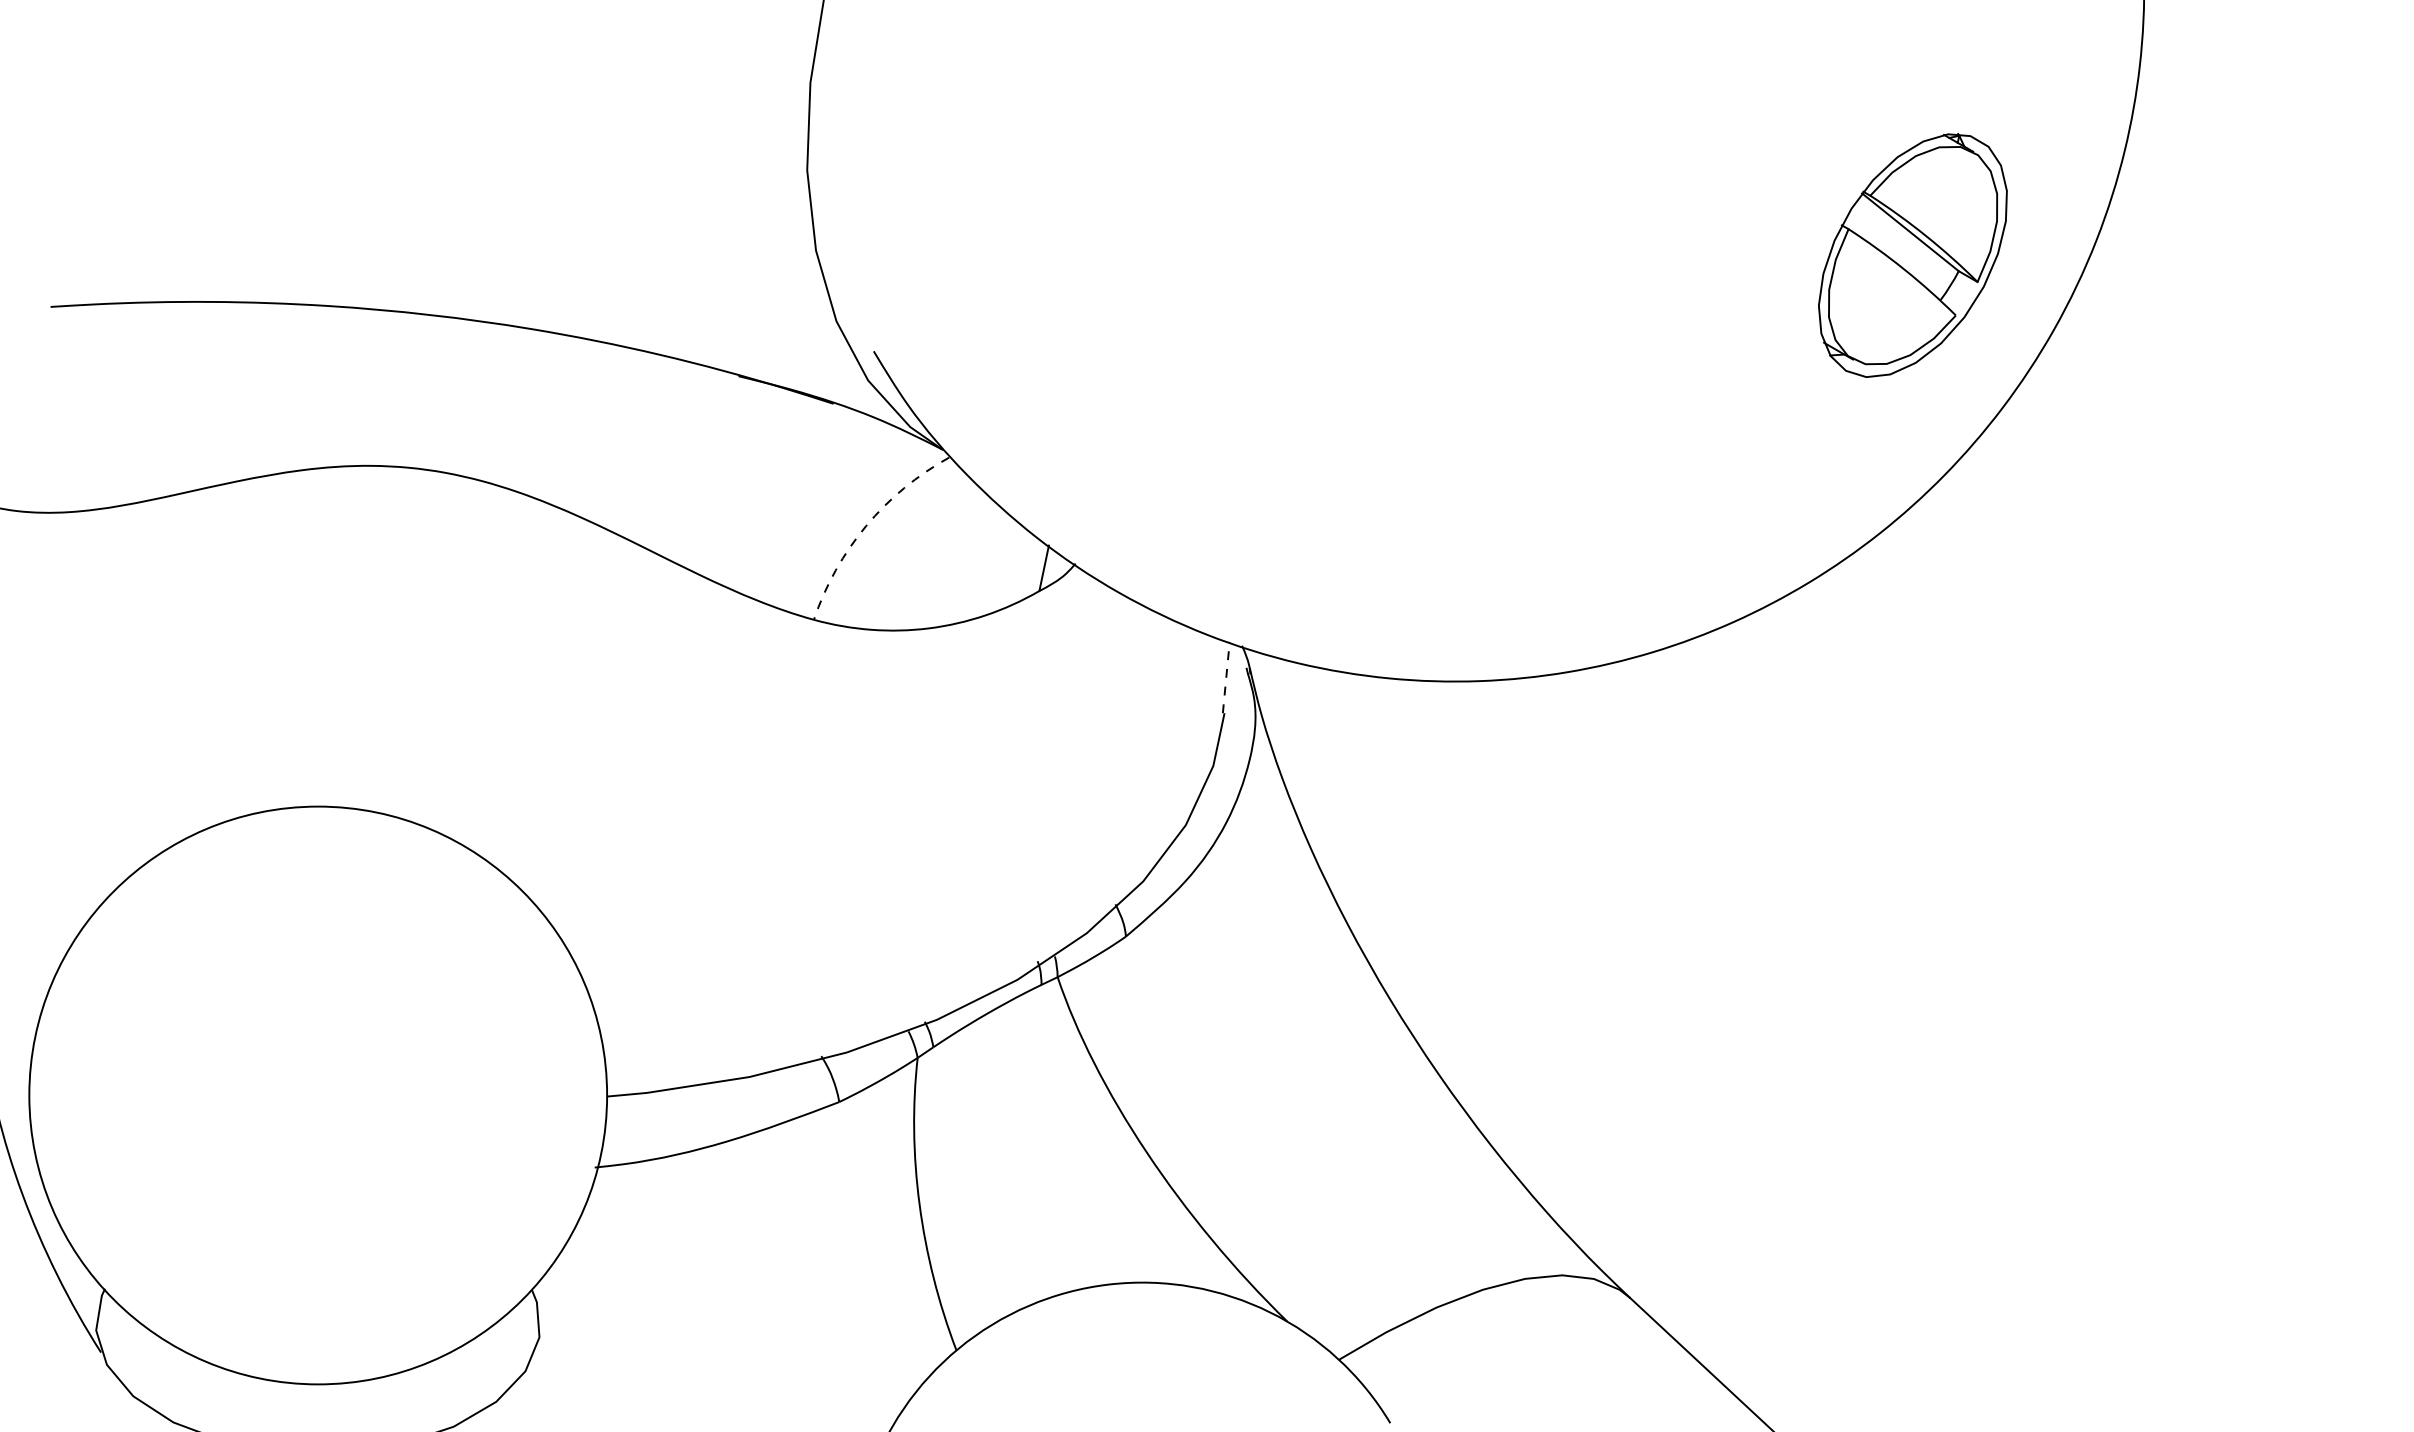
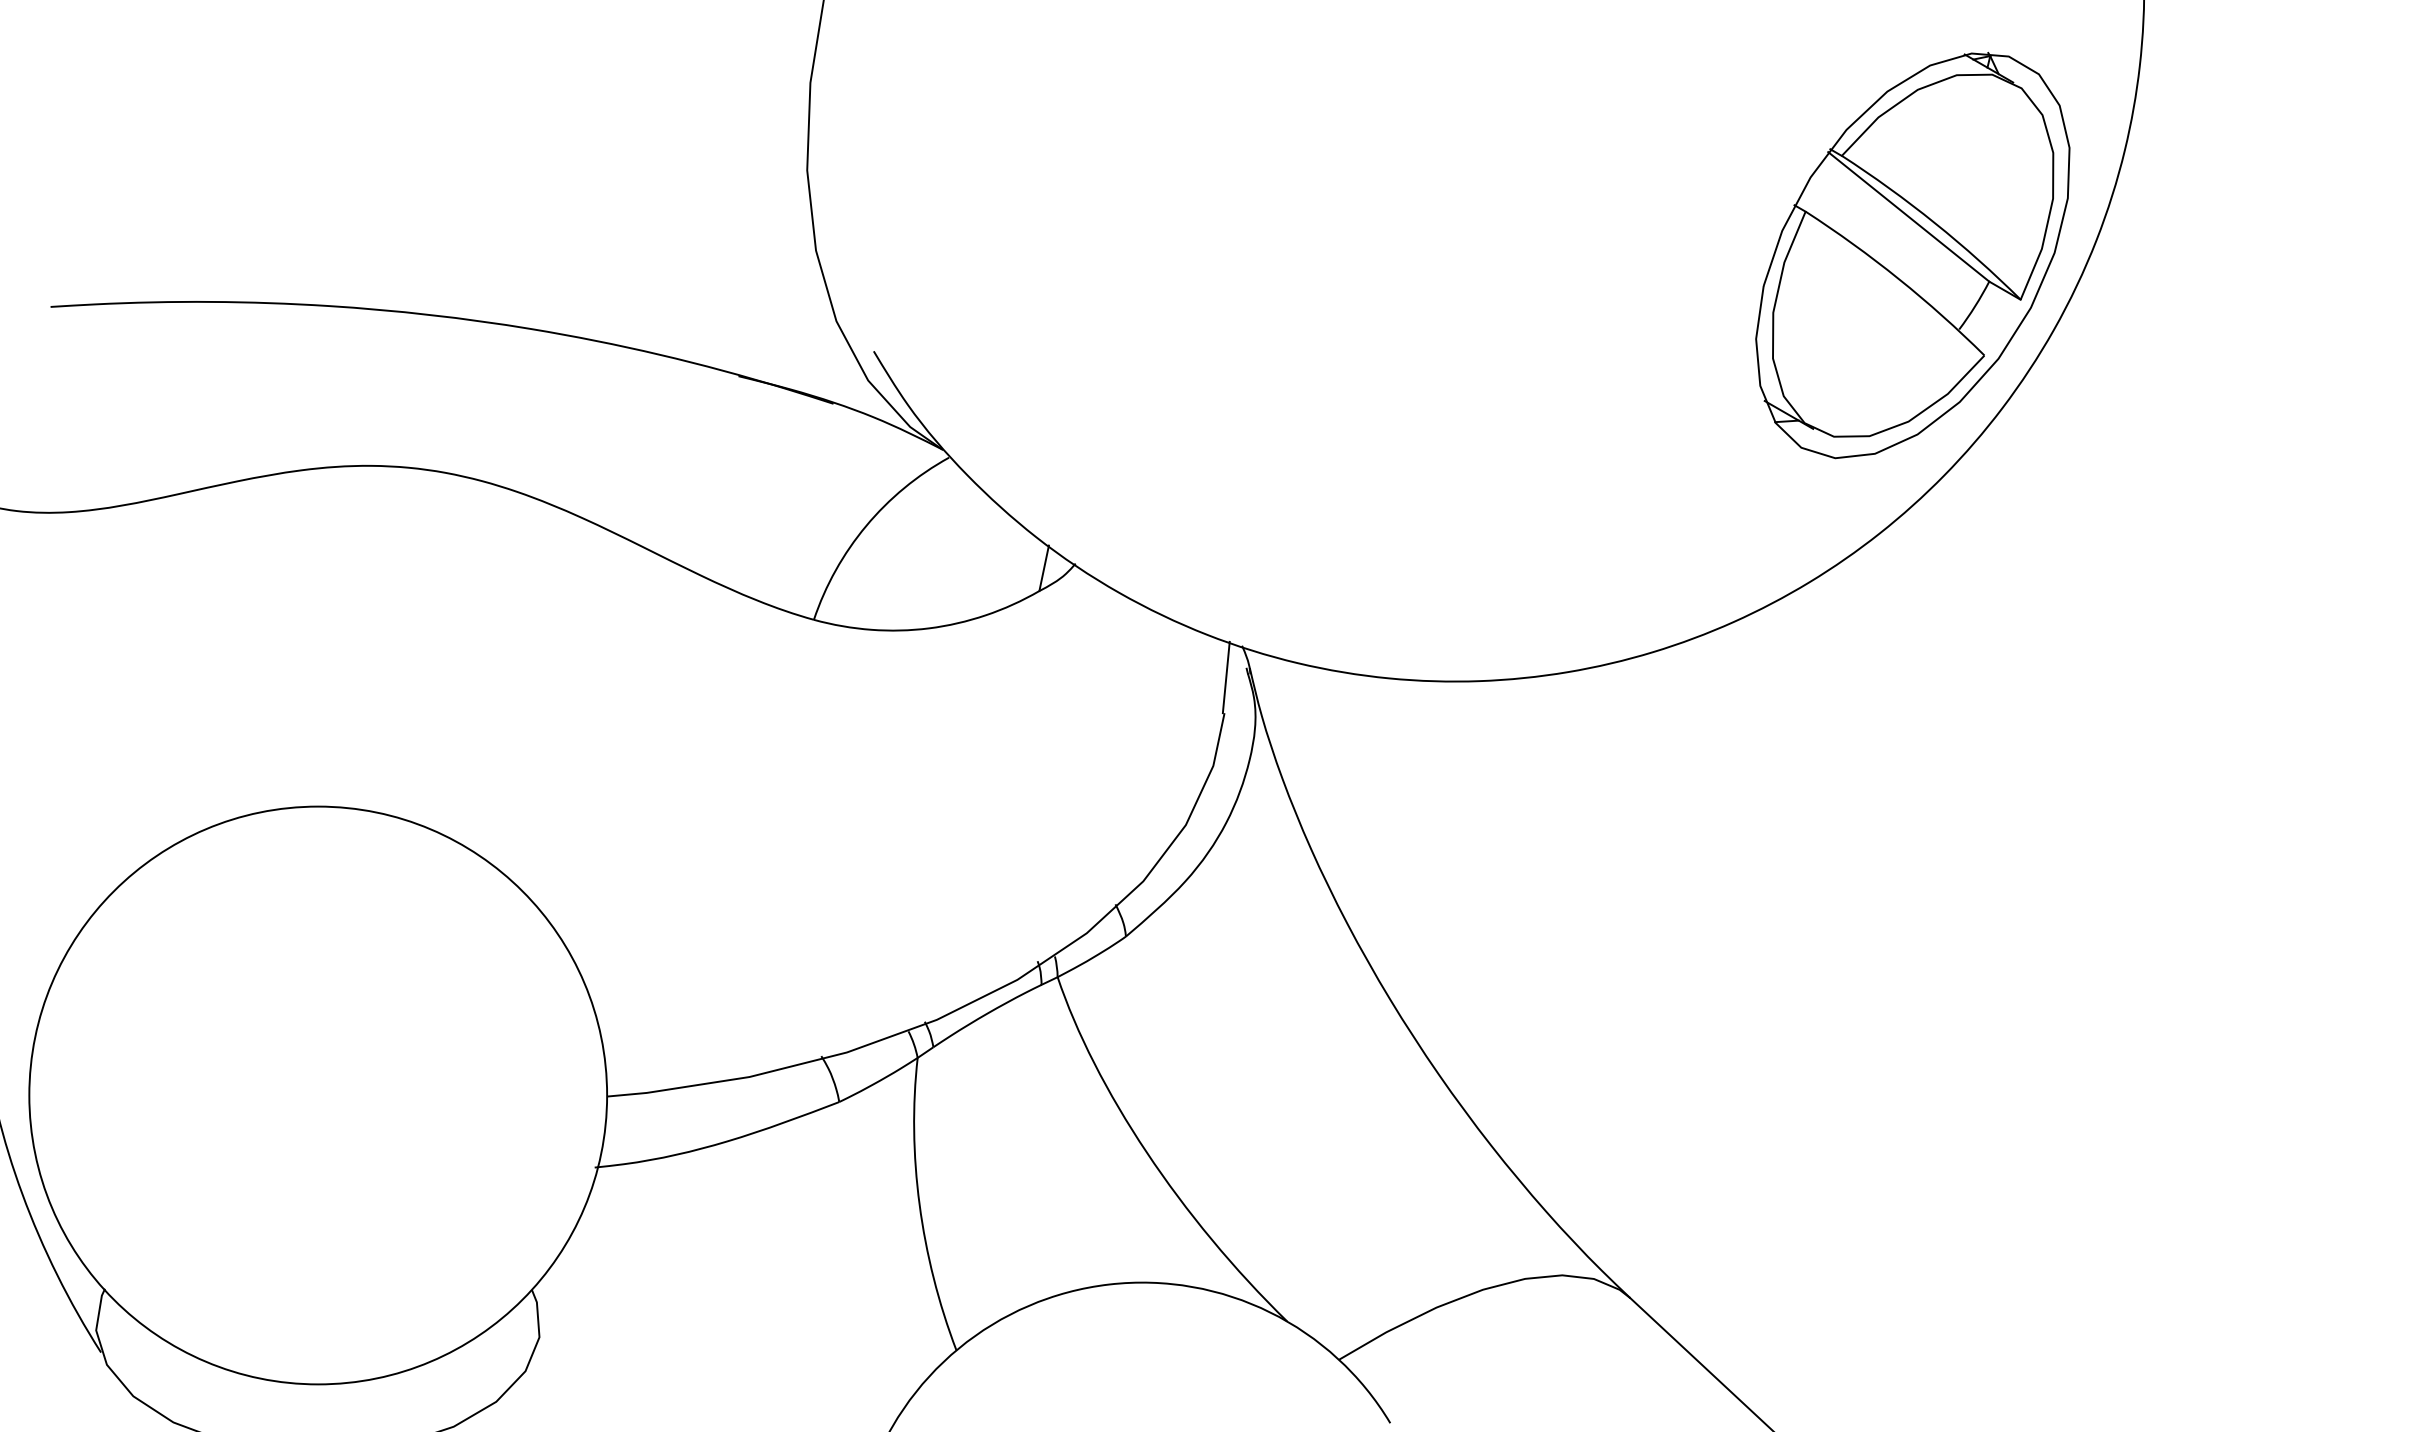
part size: 190x246 px -> 316x409 px (1912, 255)
arc: dashed -> solid (866, 526)
line: dashed -> solid (1226, 677)
